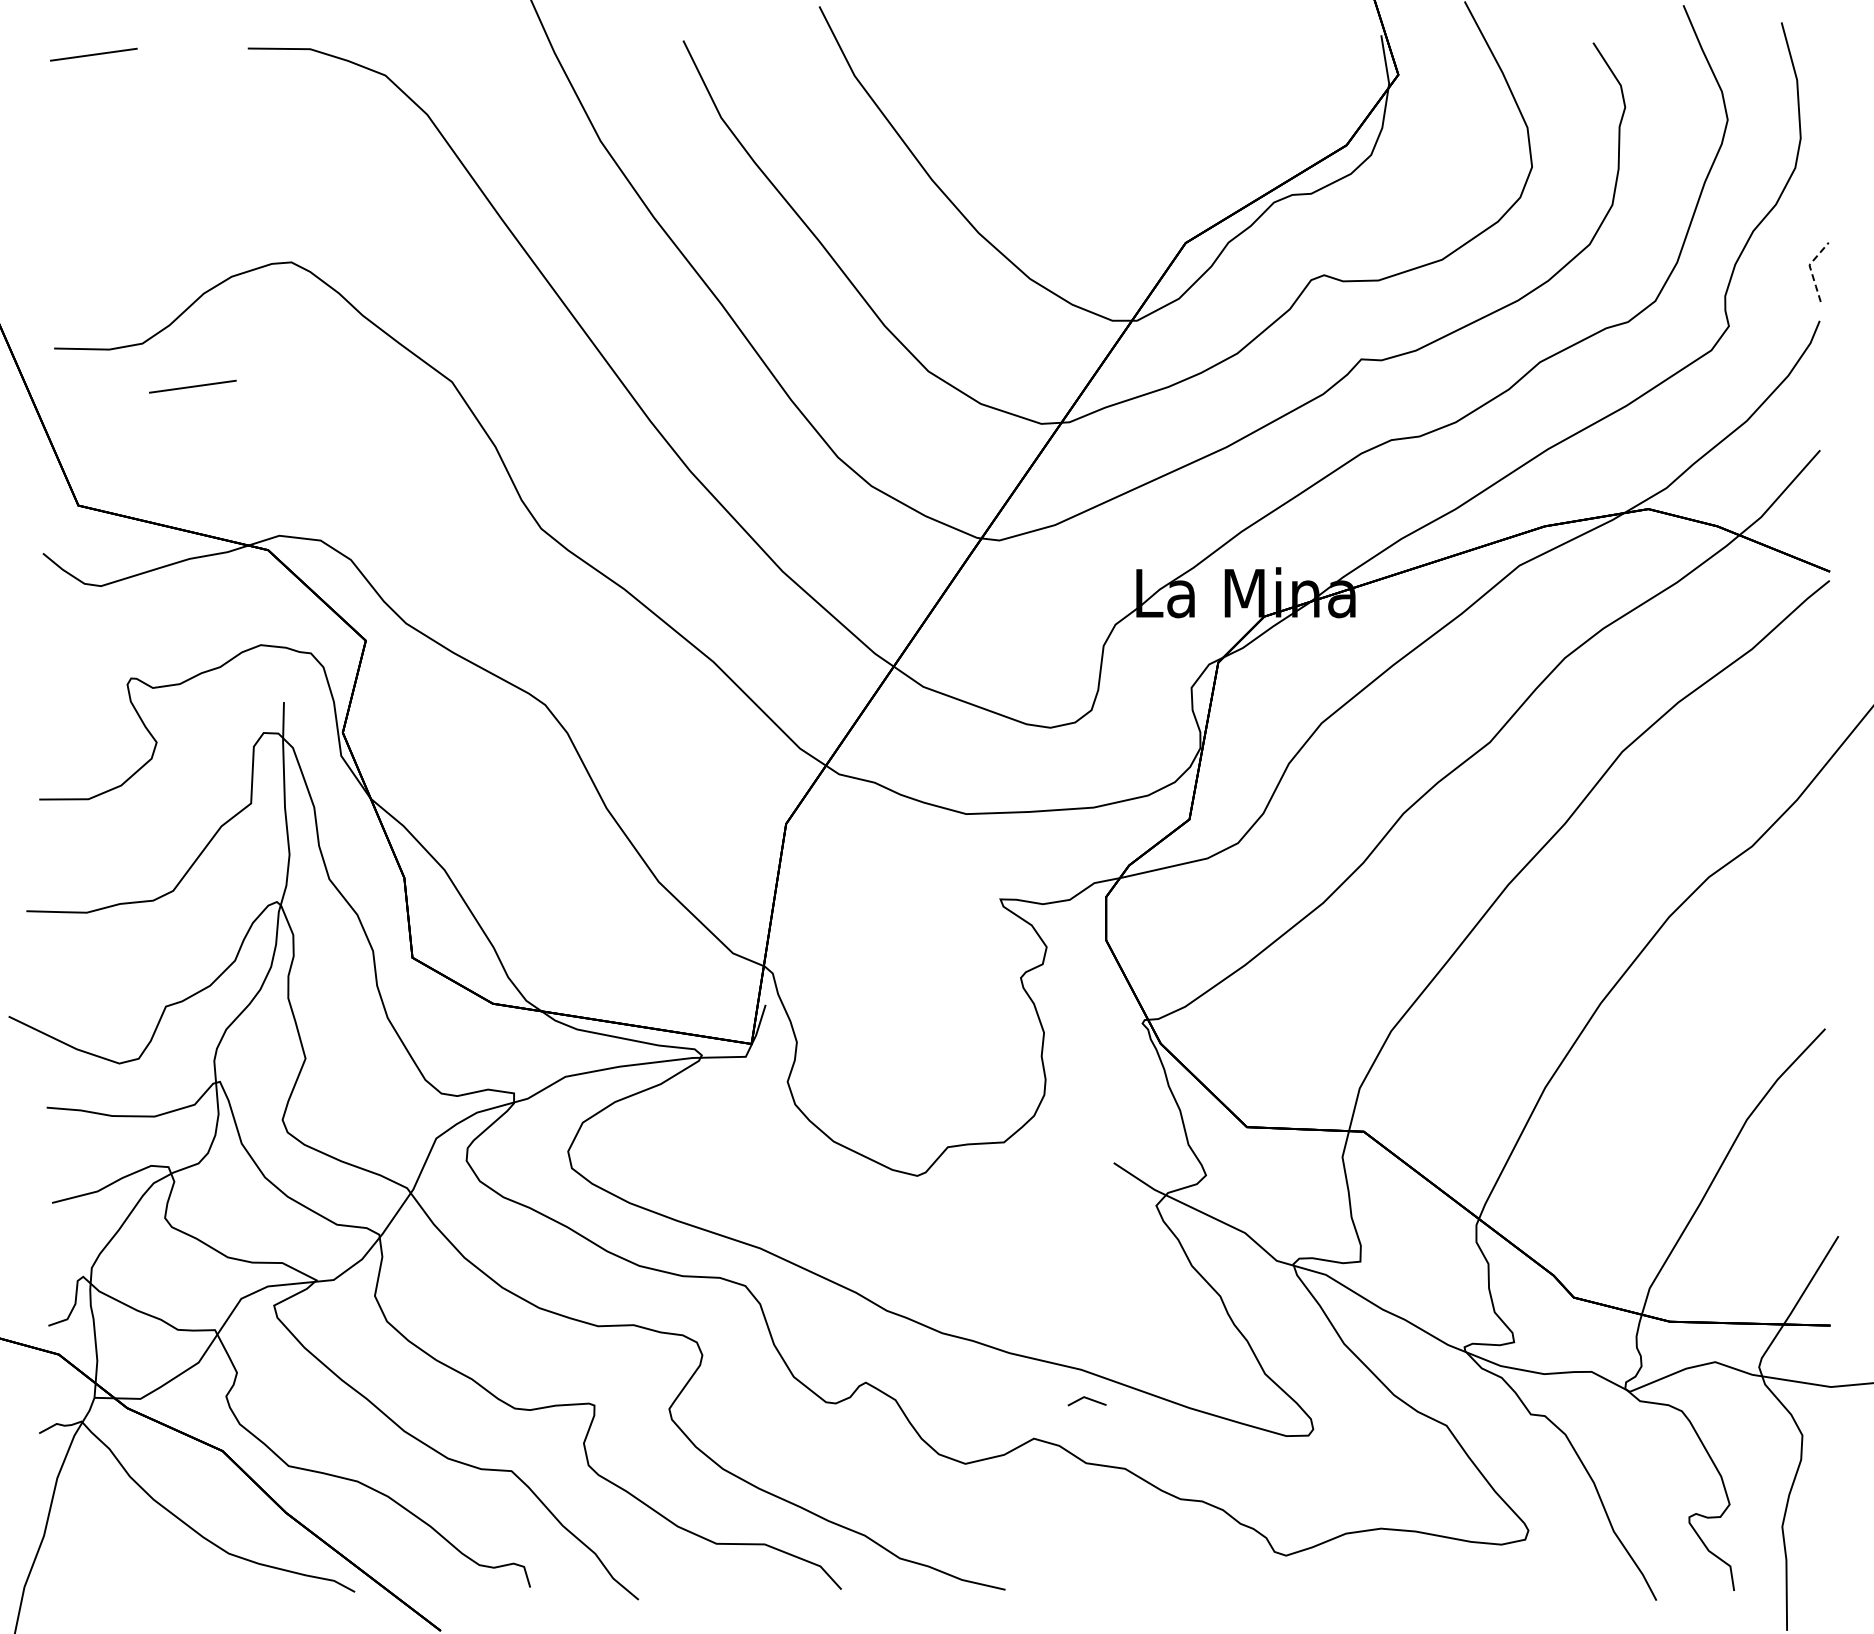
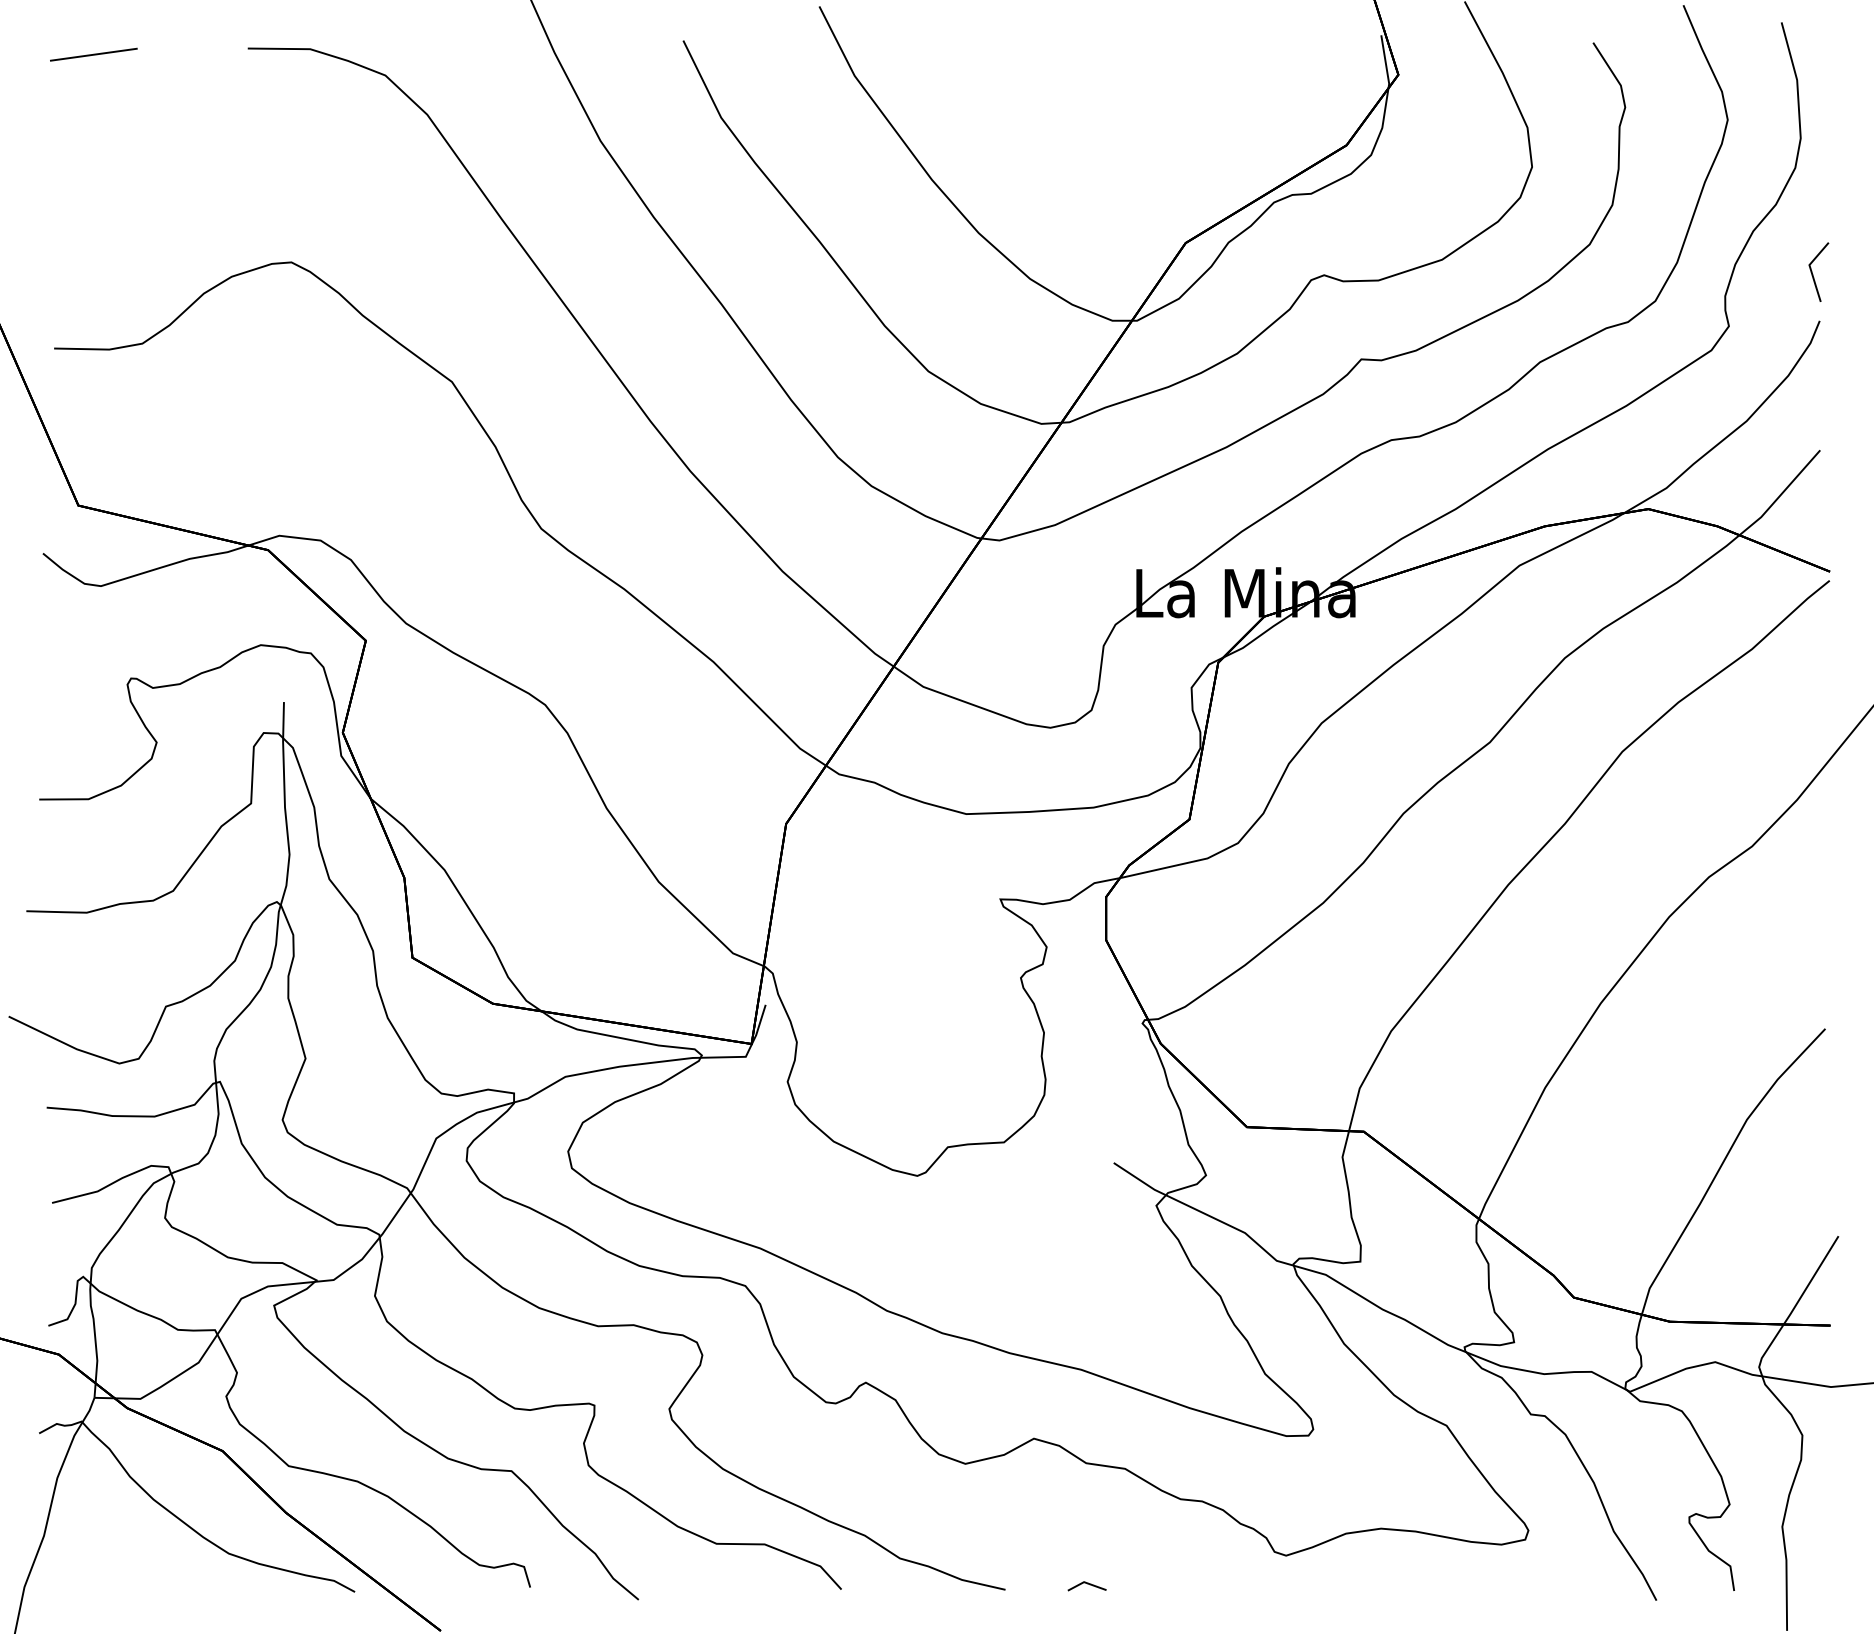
line: dashed -> solid (1810, 269)
line: present -> none (192, 386)
line position: (1087, 1399) -> (1087, 1584) (1087, 1584)
